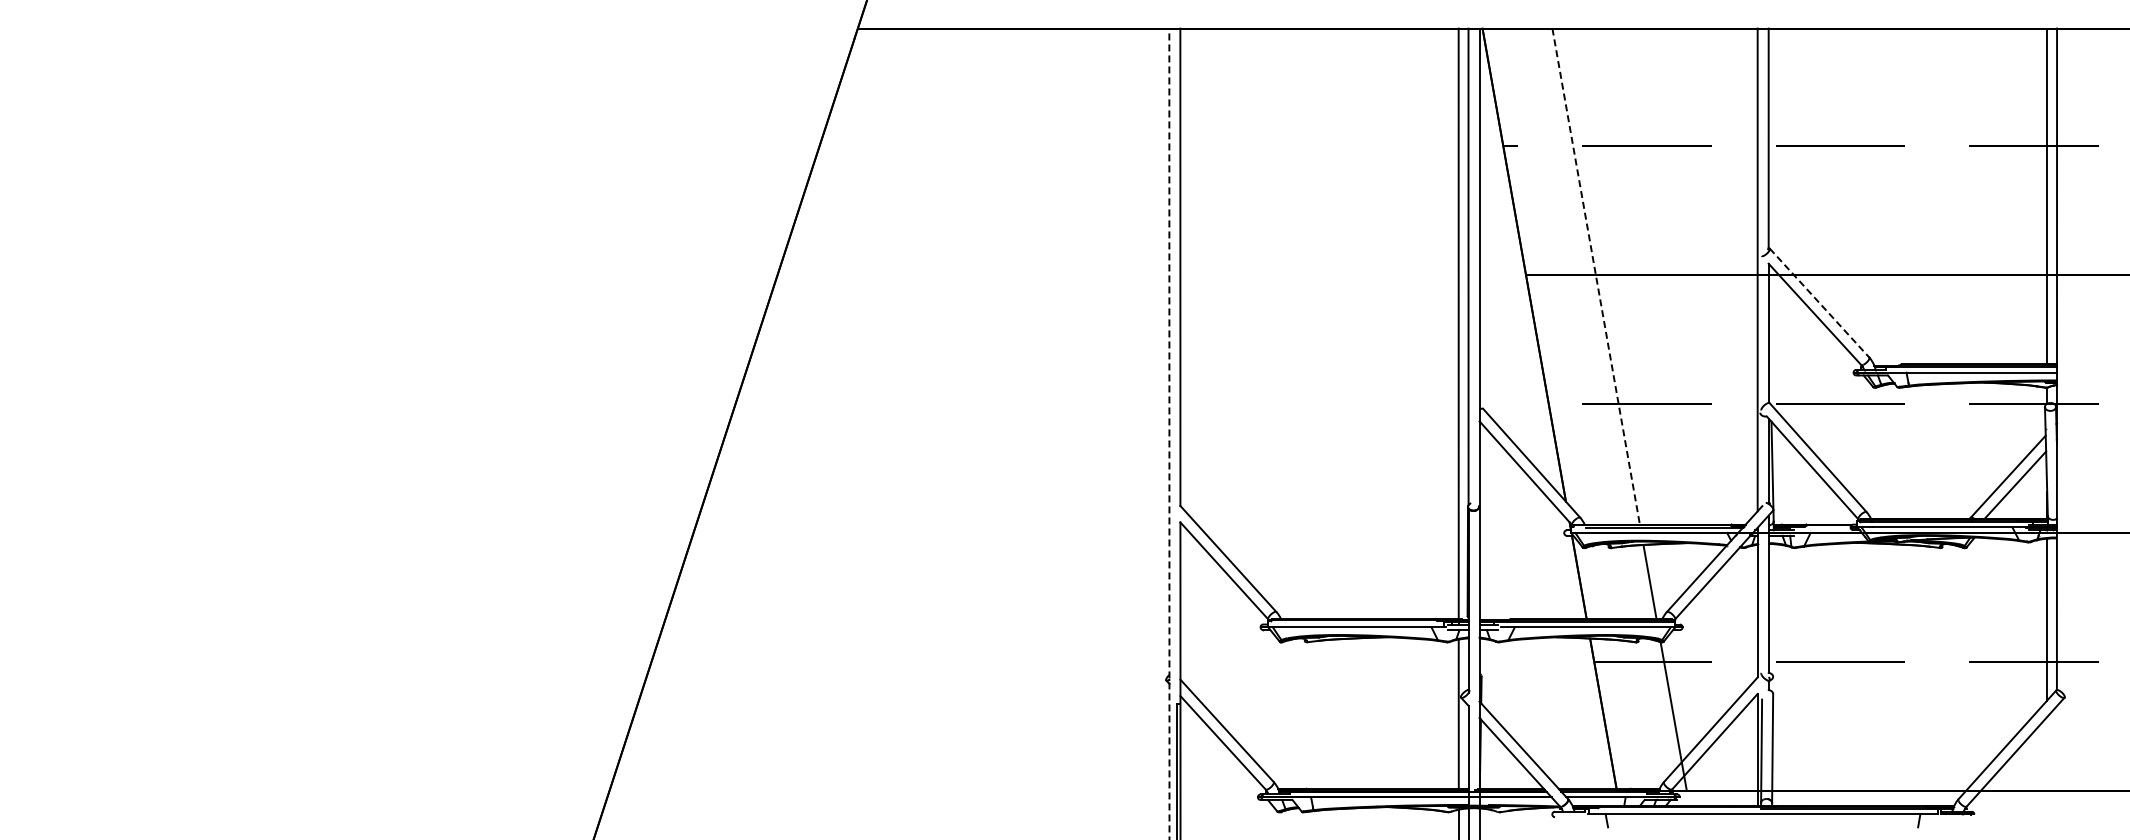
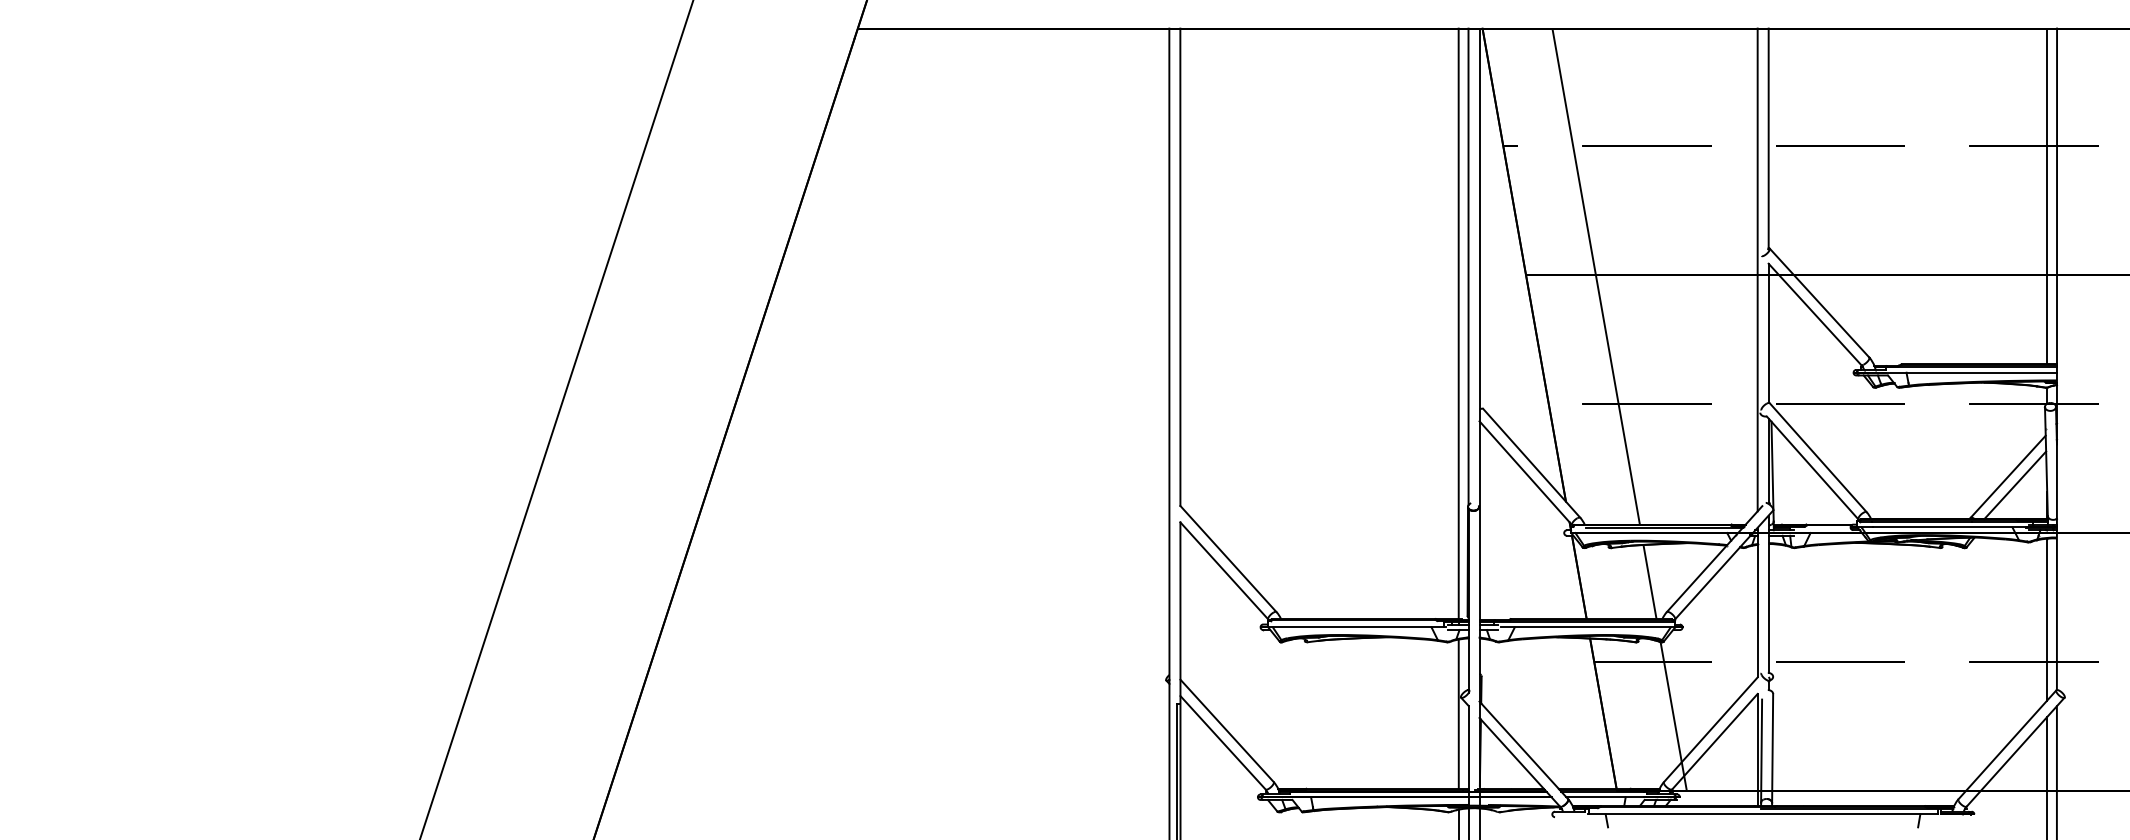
line: dashed -> solid (1596, 276)
line: dashed -> solid (1819, 303)
line: none -> present (556, 419)
line: dashed -> solid (1169, 433)
line: none -> present (2056, 771)
line: none -> present (2047, 776)
